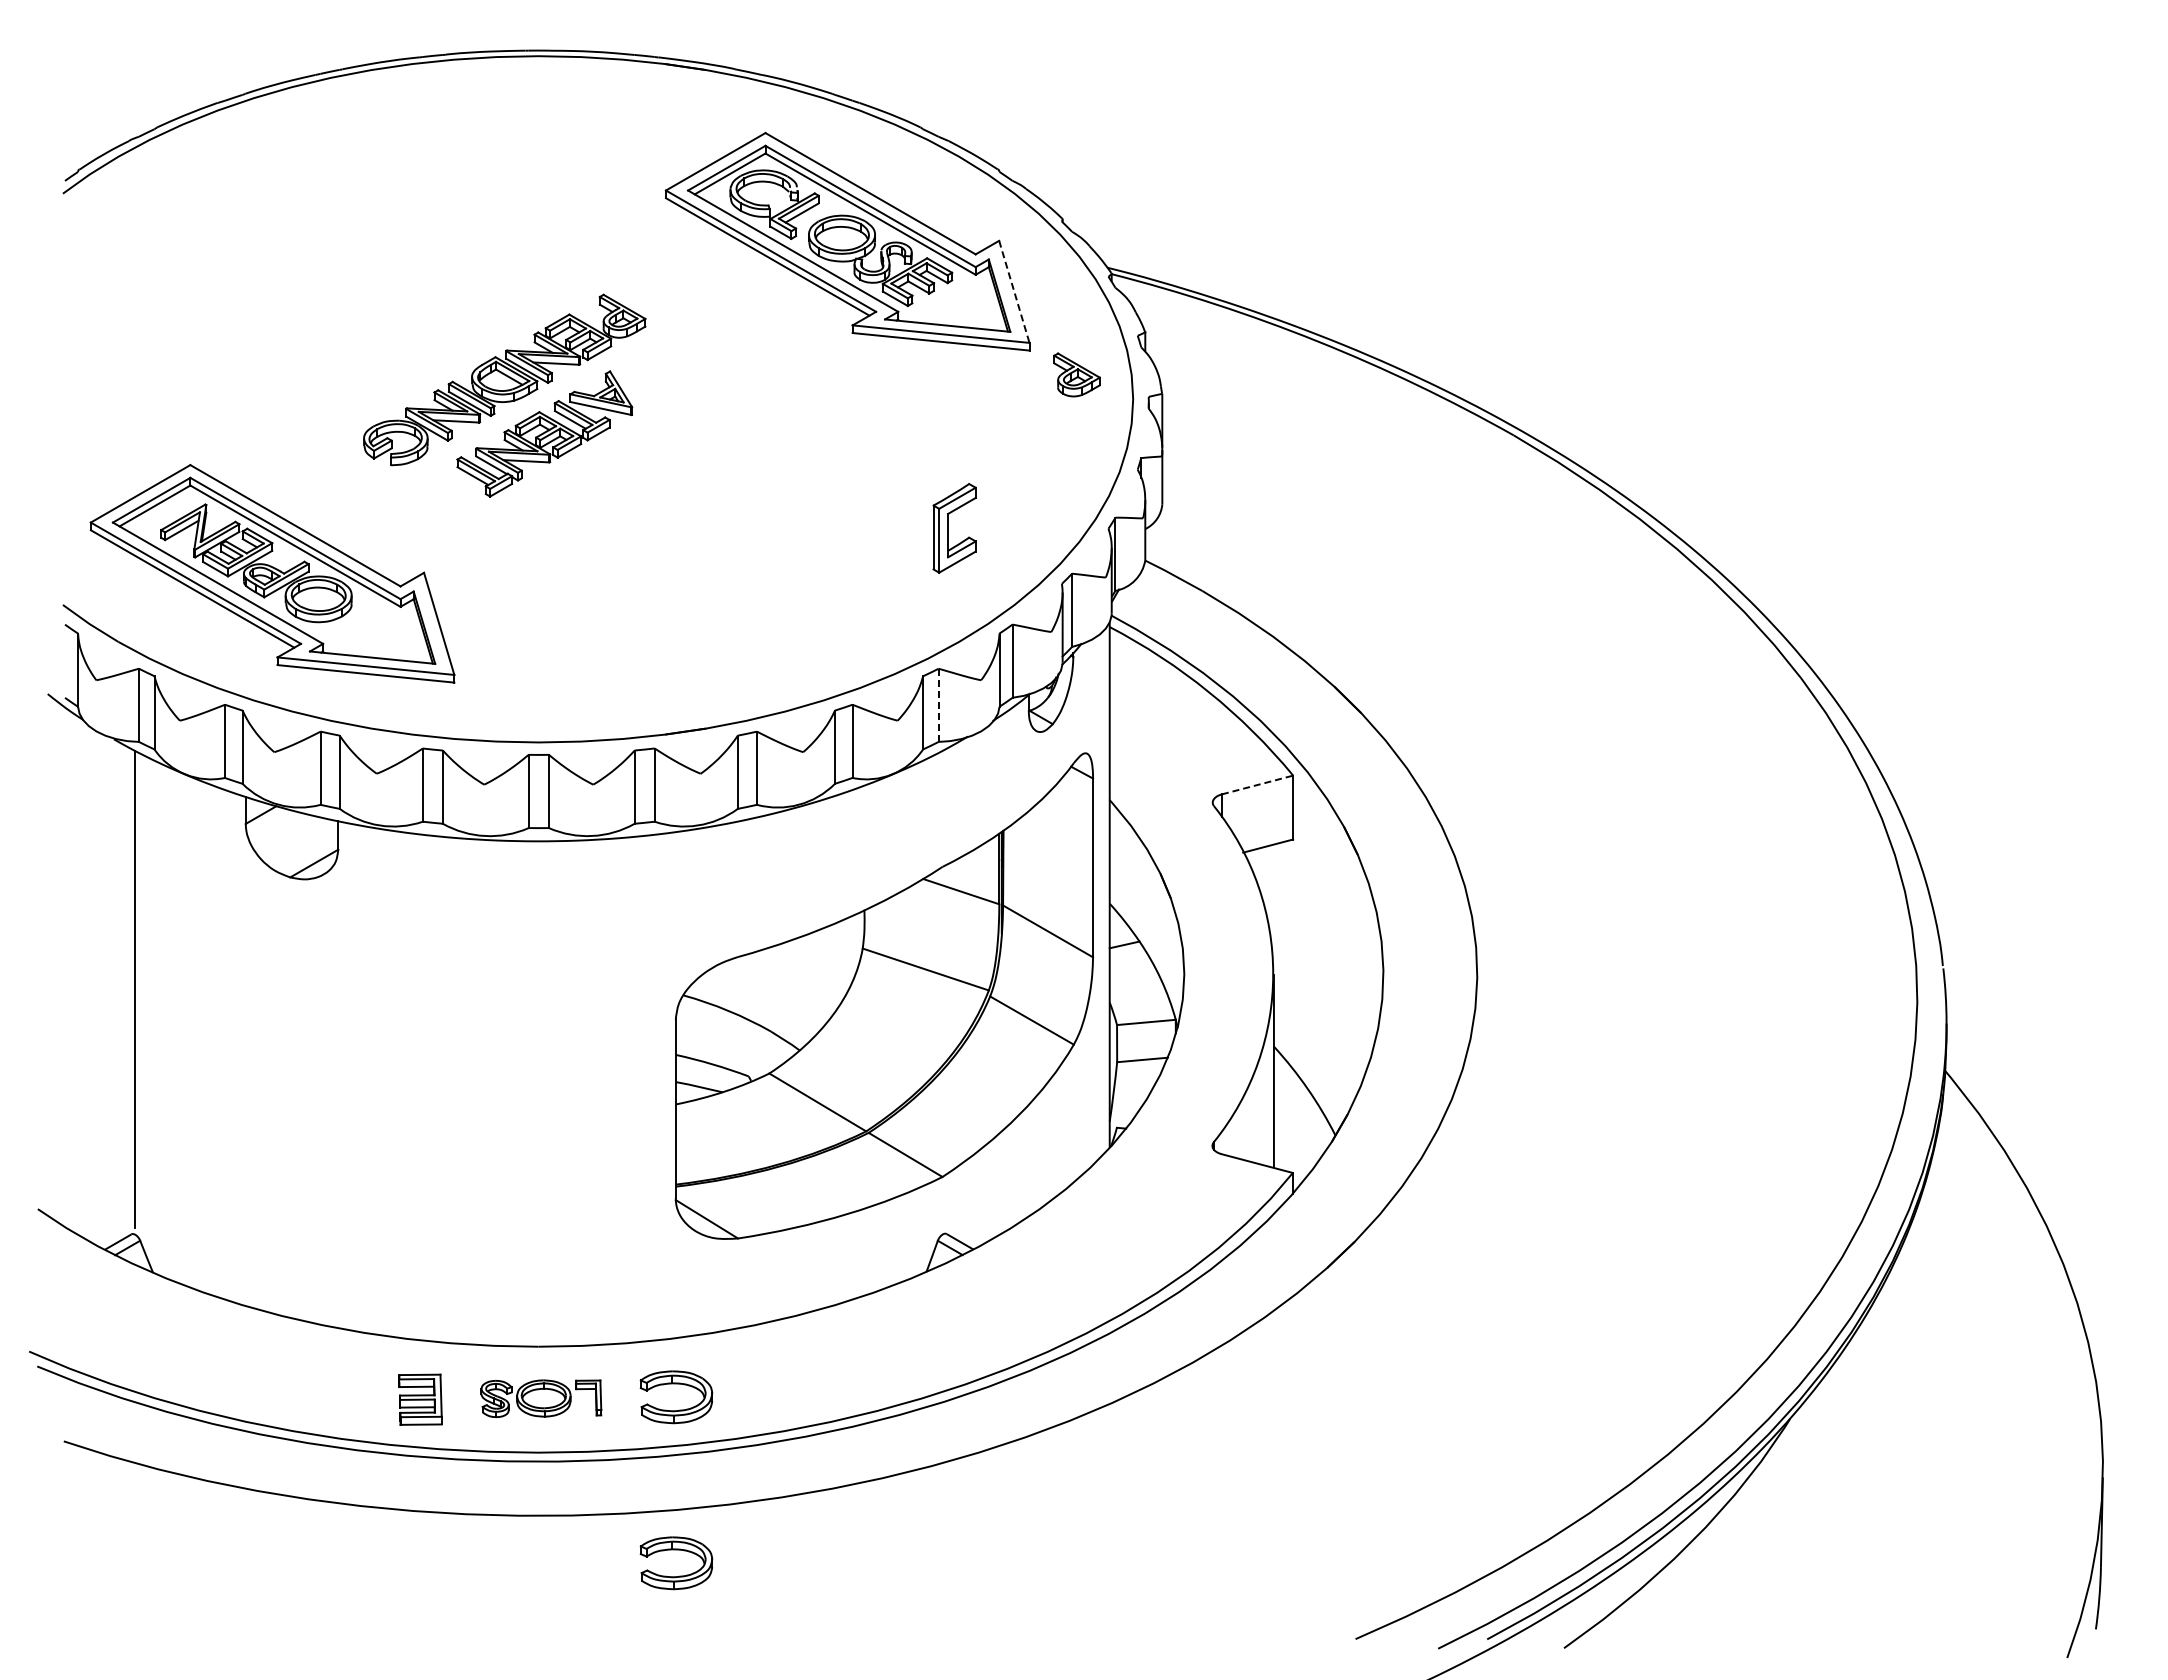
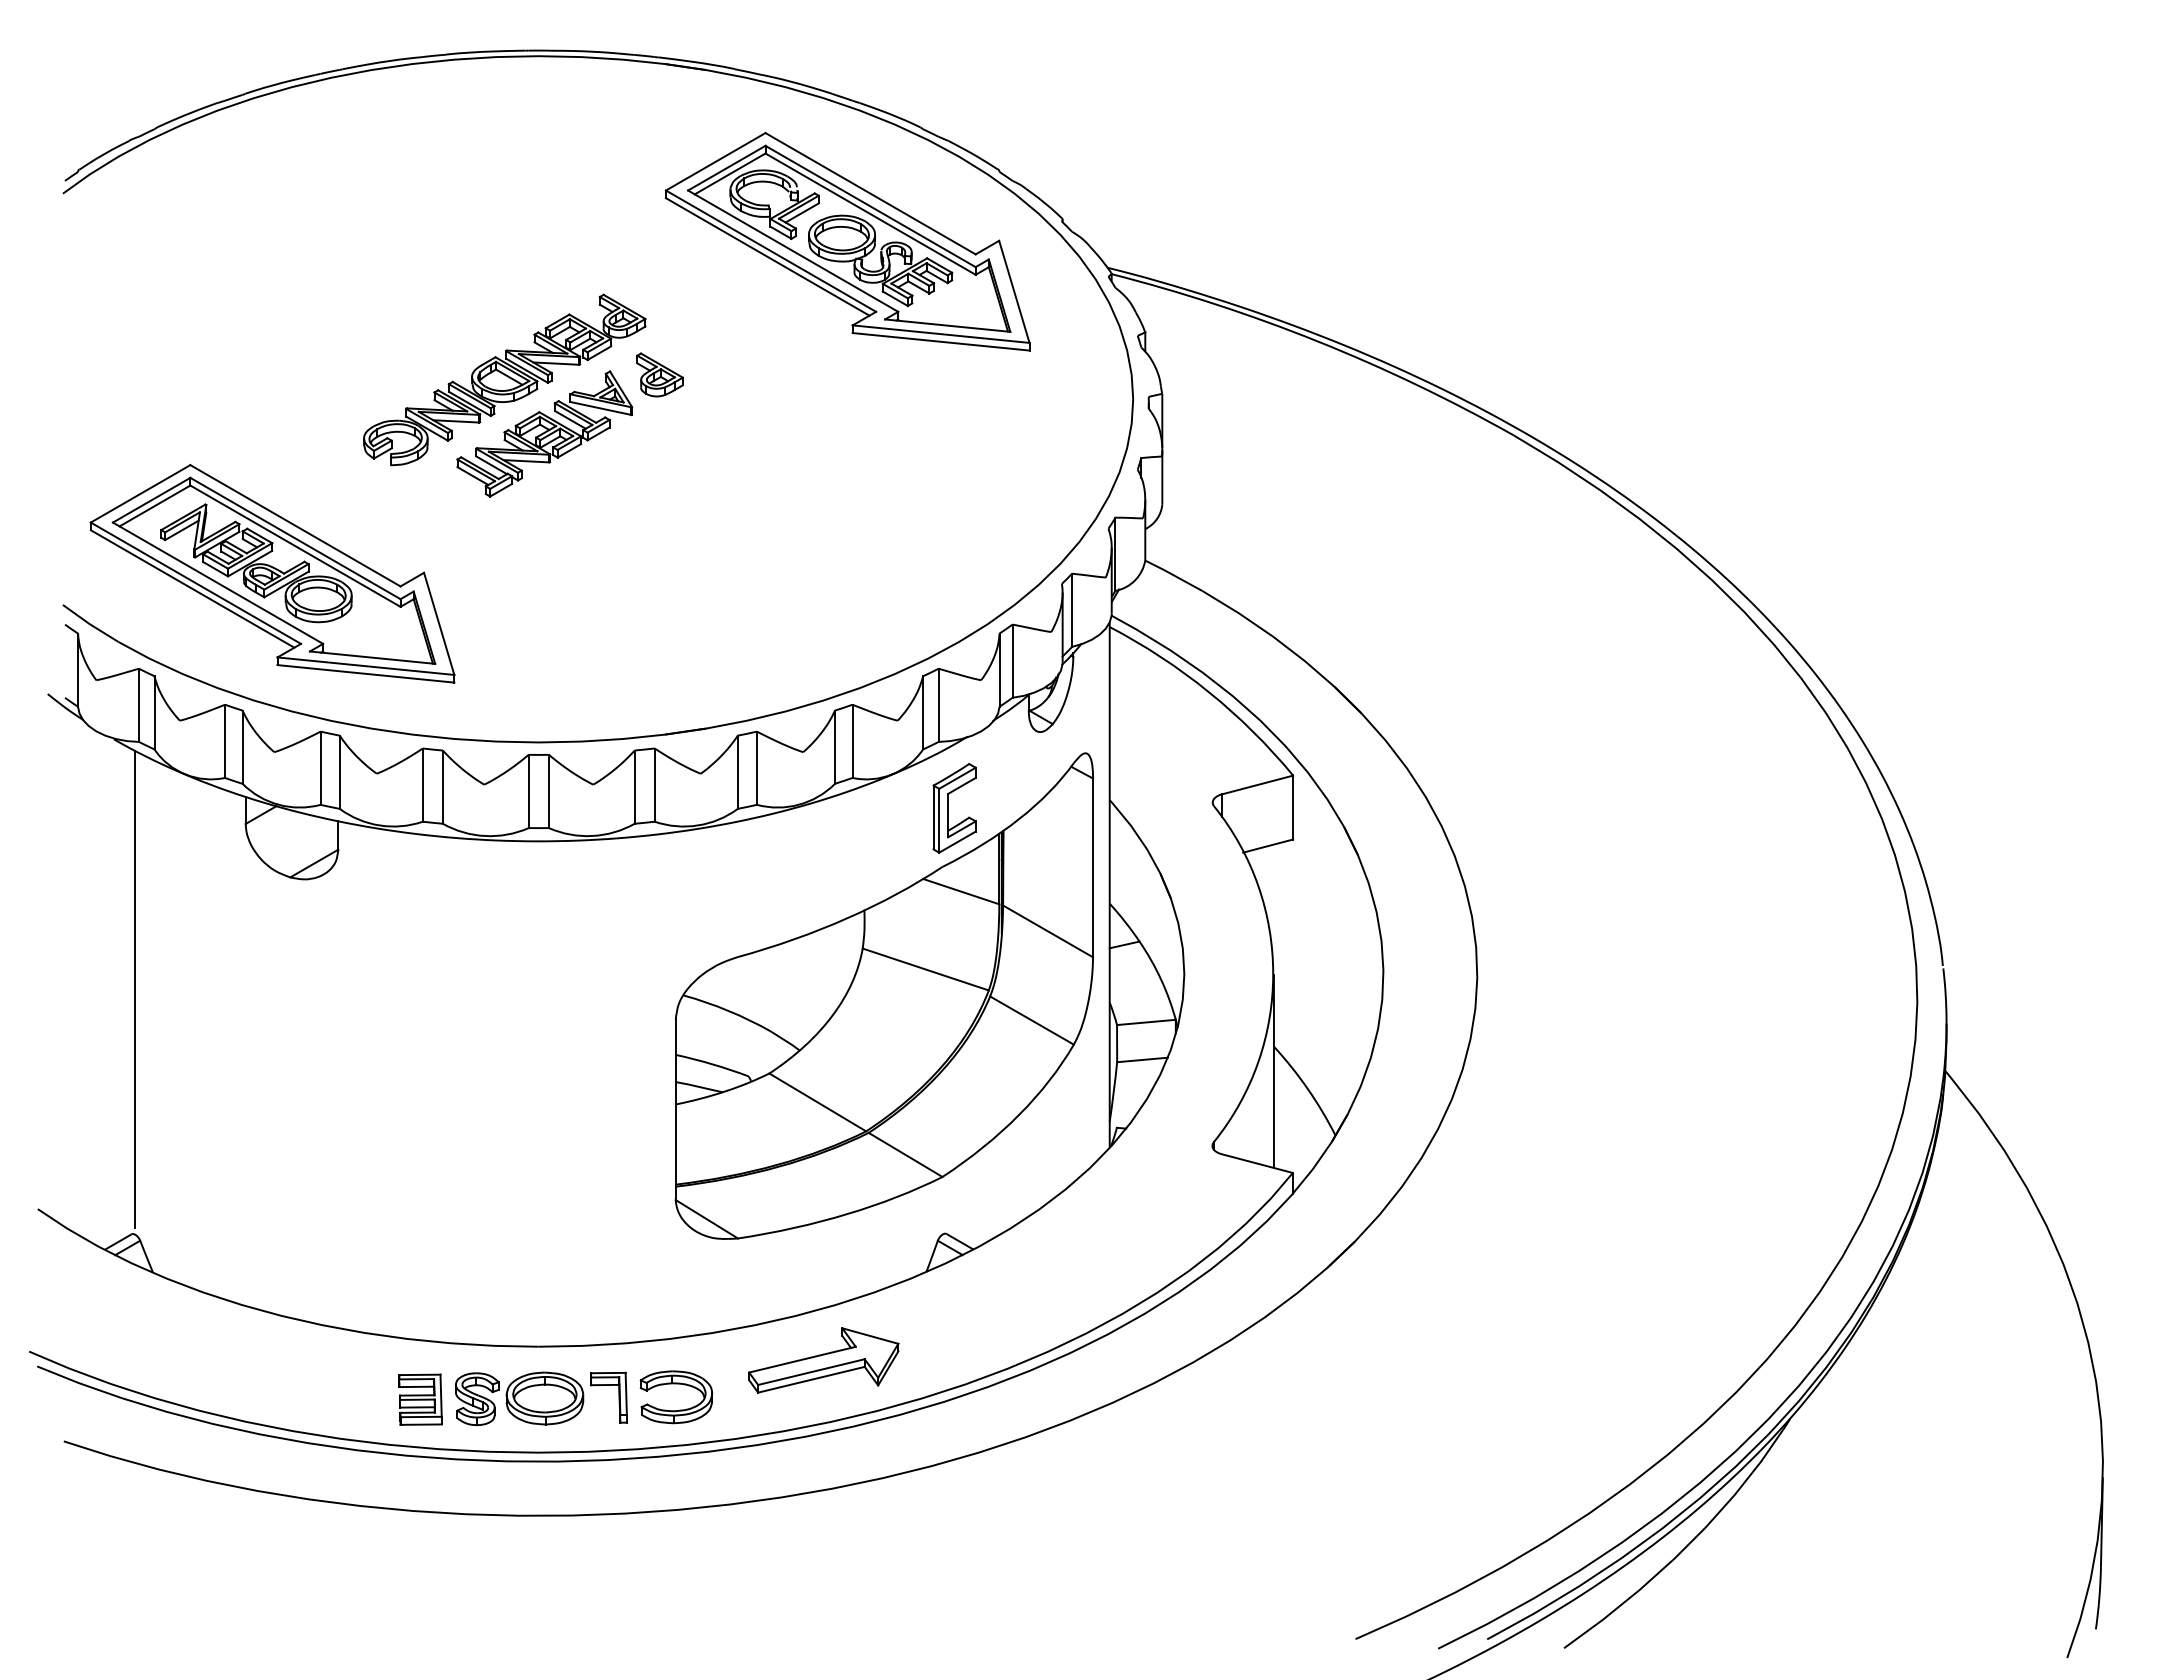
line: dashed -> solid (1014, 292)
part position: (1076, 374) -> (659, 374) (659, 374)
part position: (954, 528) -> (954, 808) (954, 808)
line: dashed -> solid (938, 705)
line: dashed -> solid (1257, 785)
part: none -> present (823, 1360)
part size: 123x39 px -> 173x55 px (541, 1398)
part: present -> none (679, 1575)
